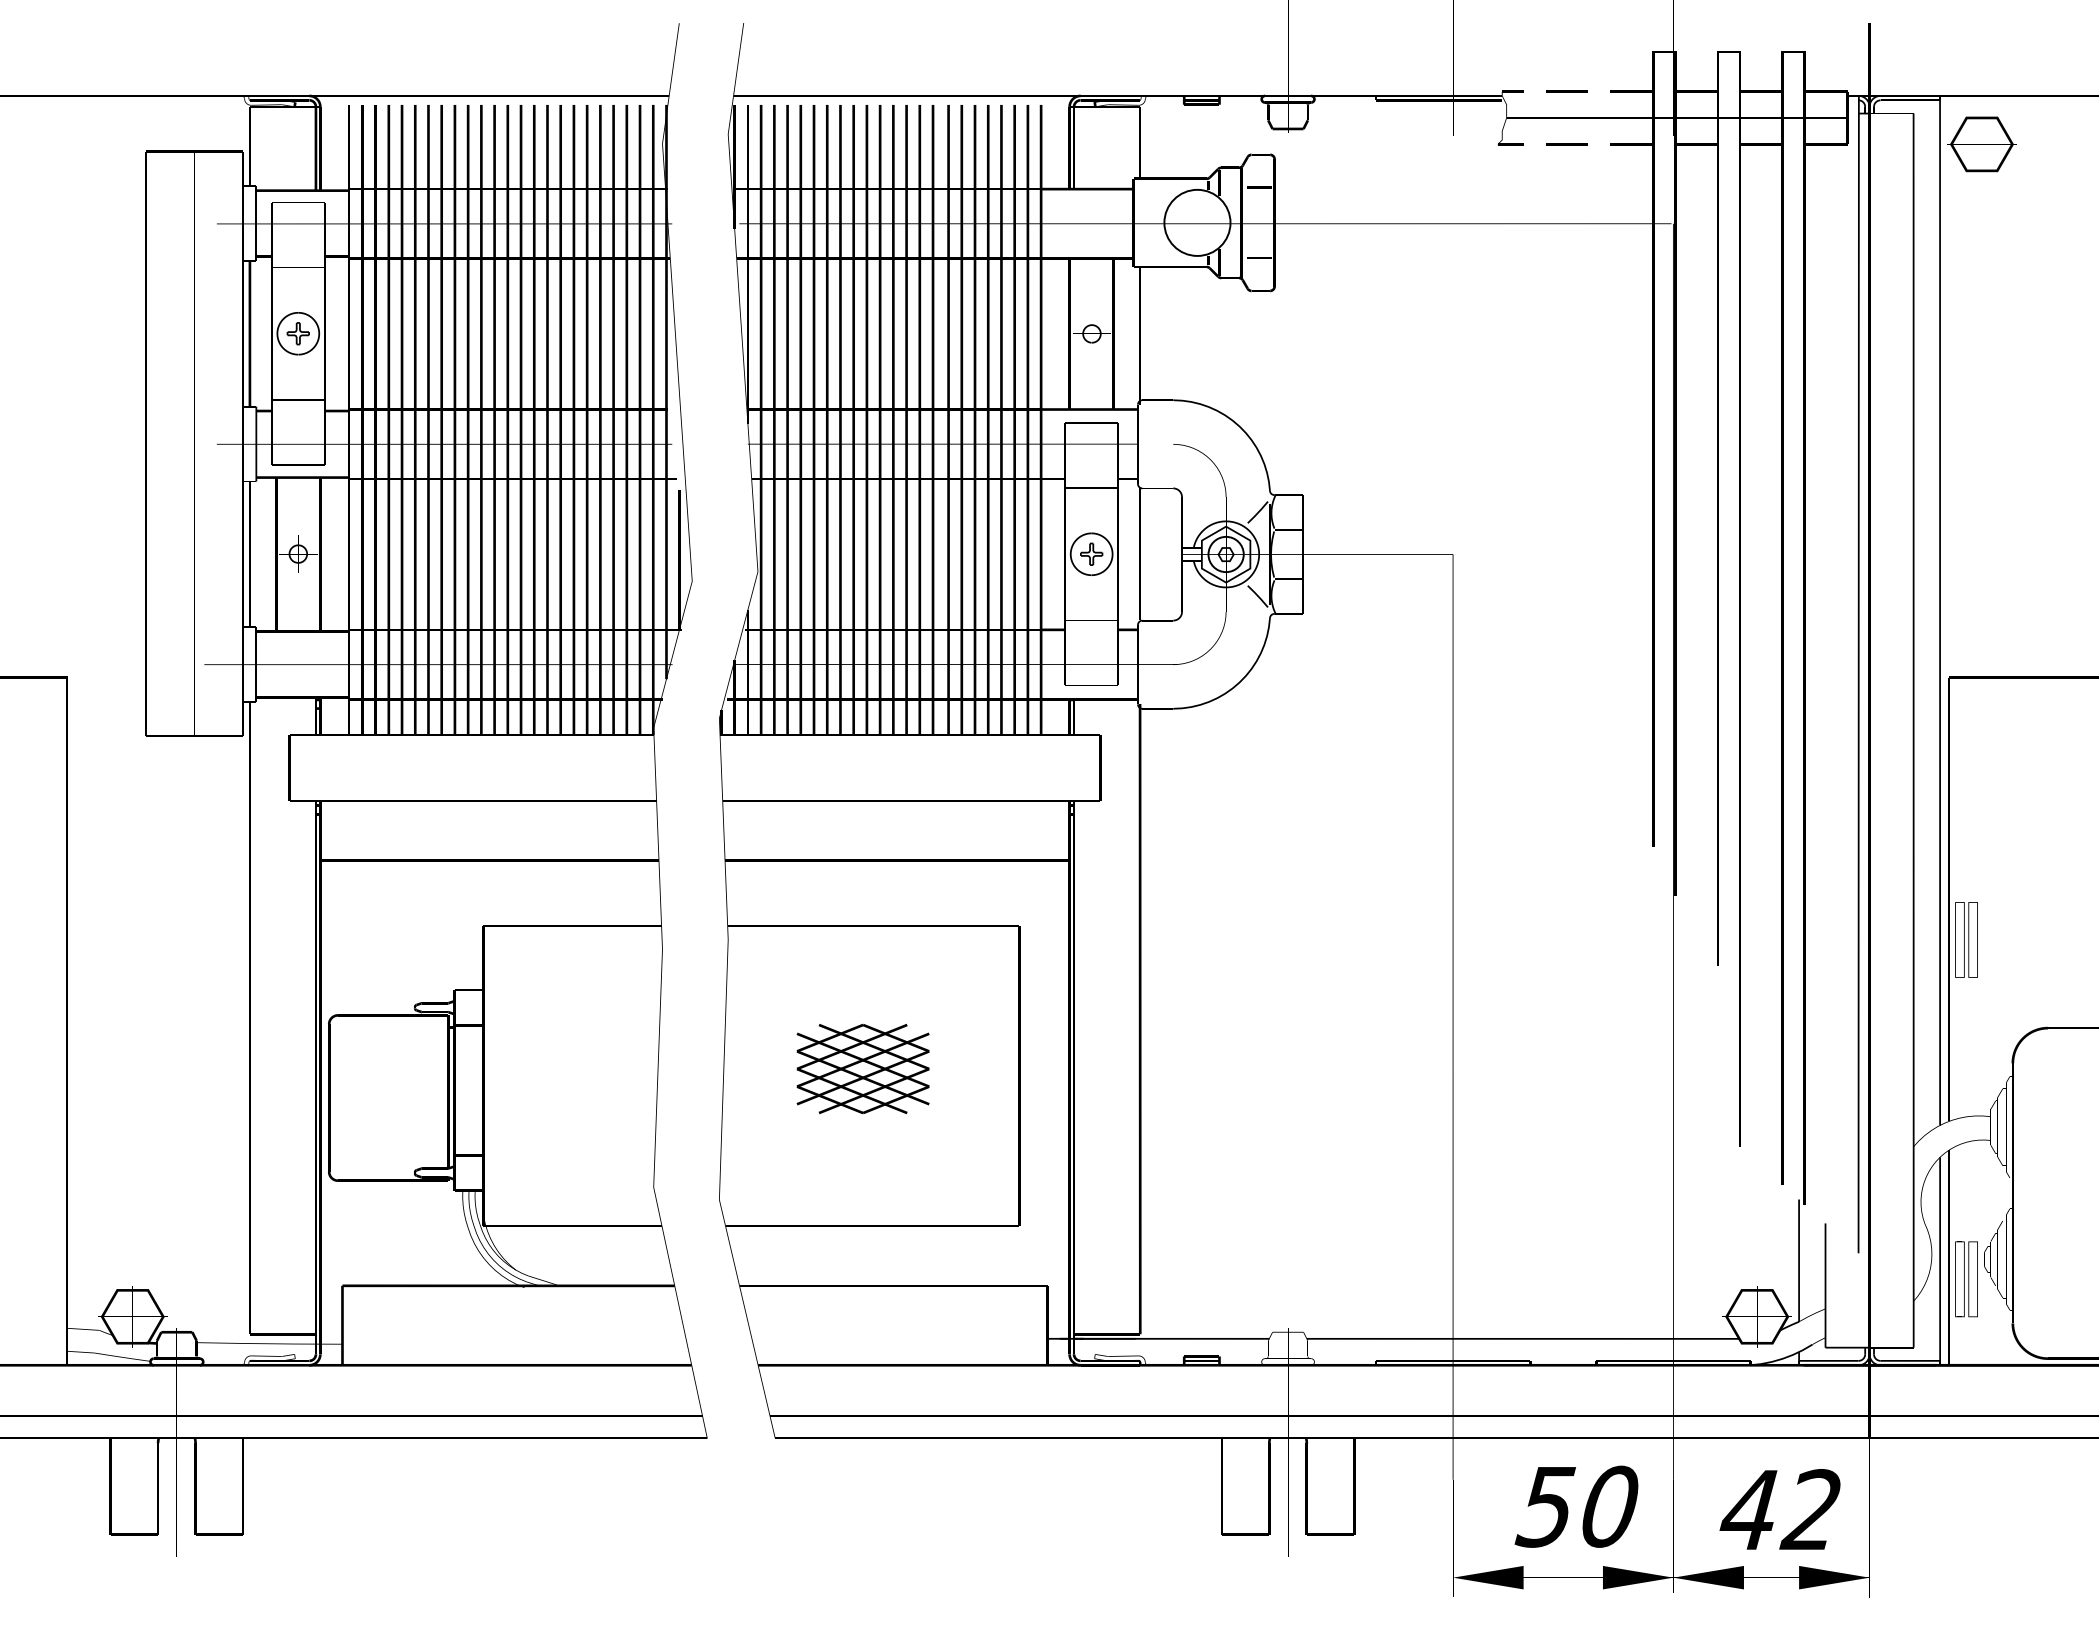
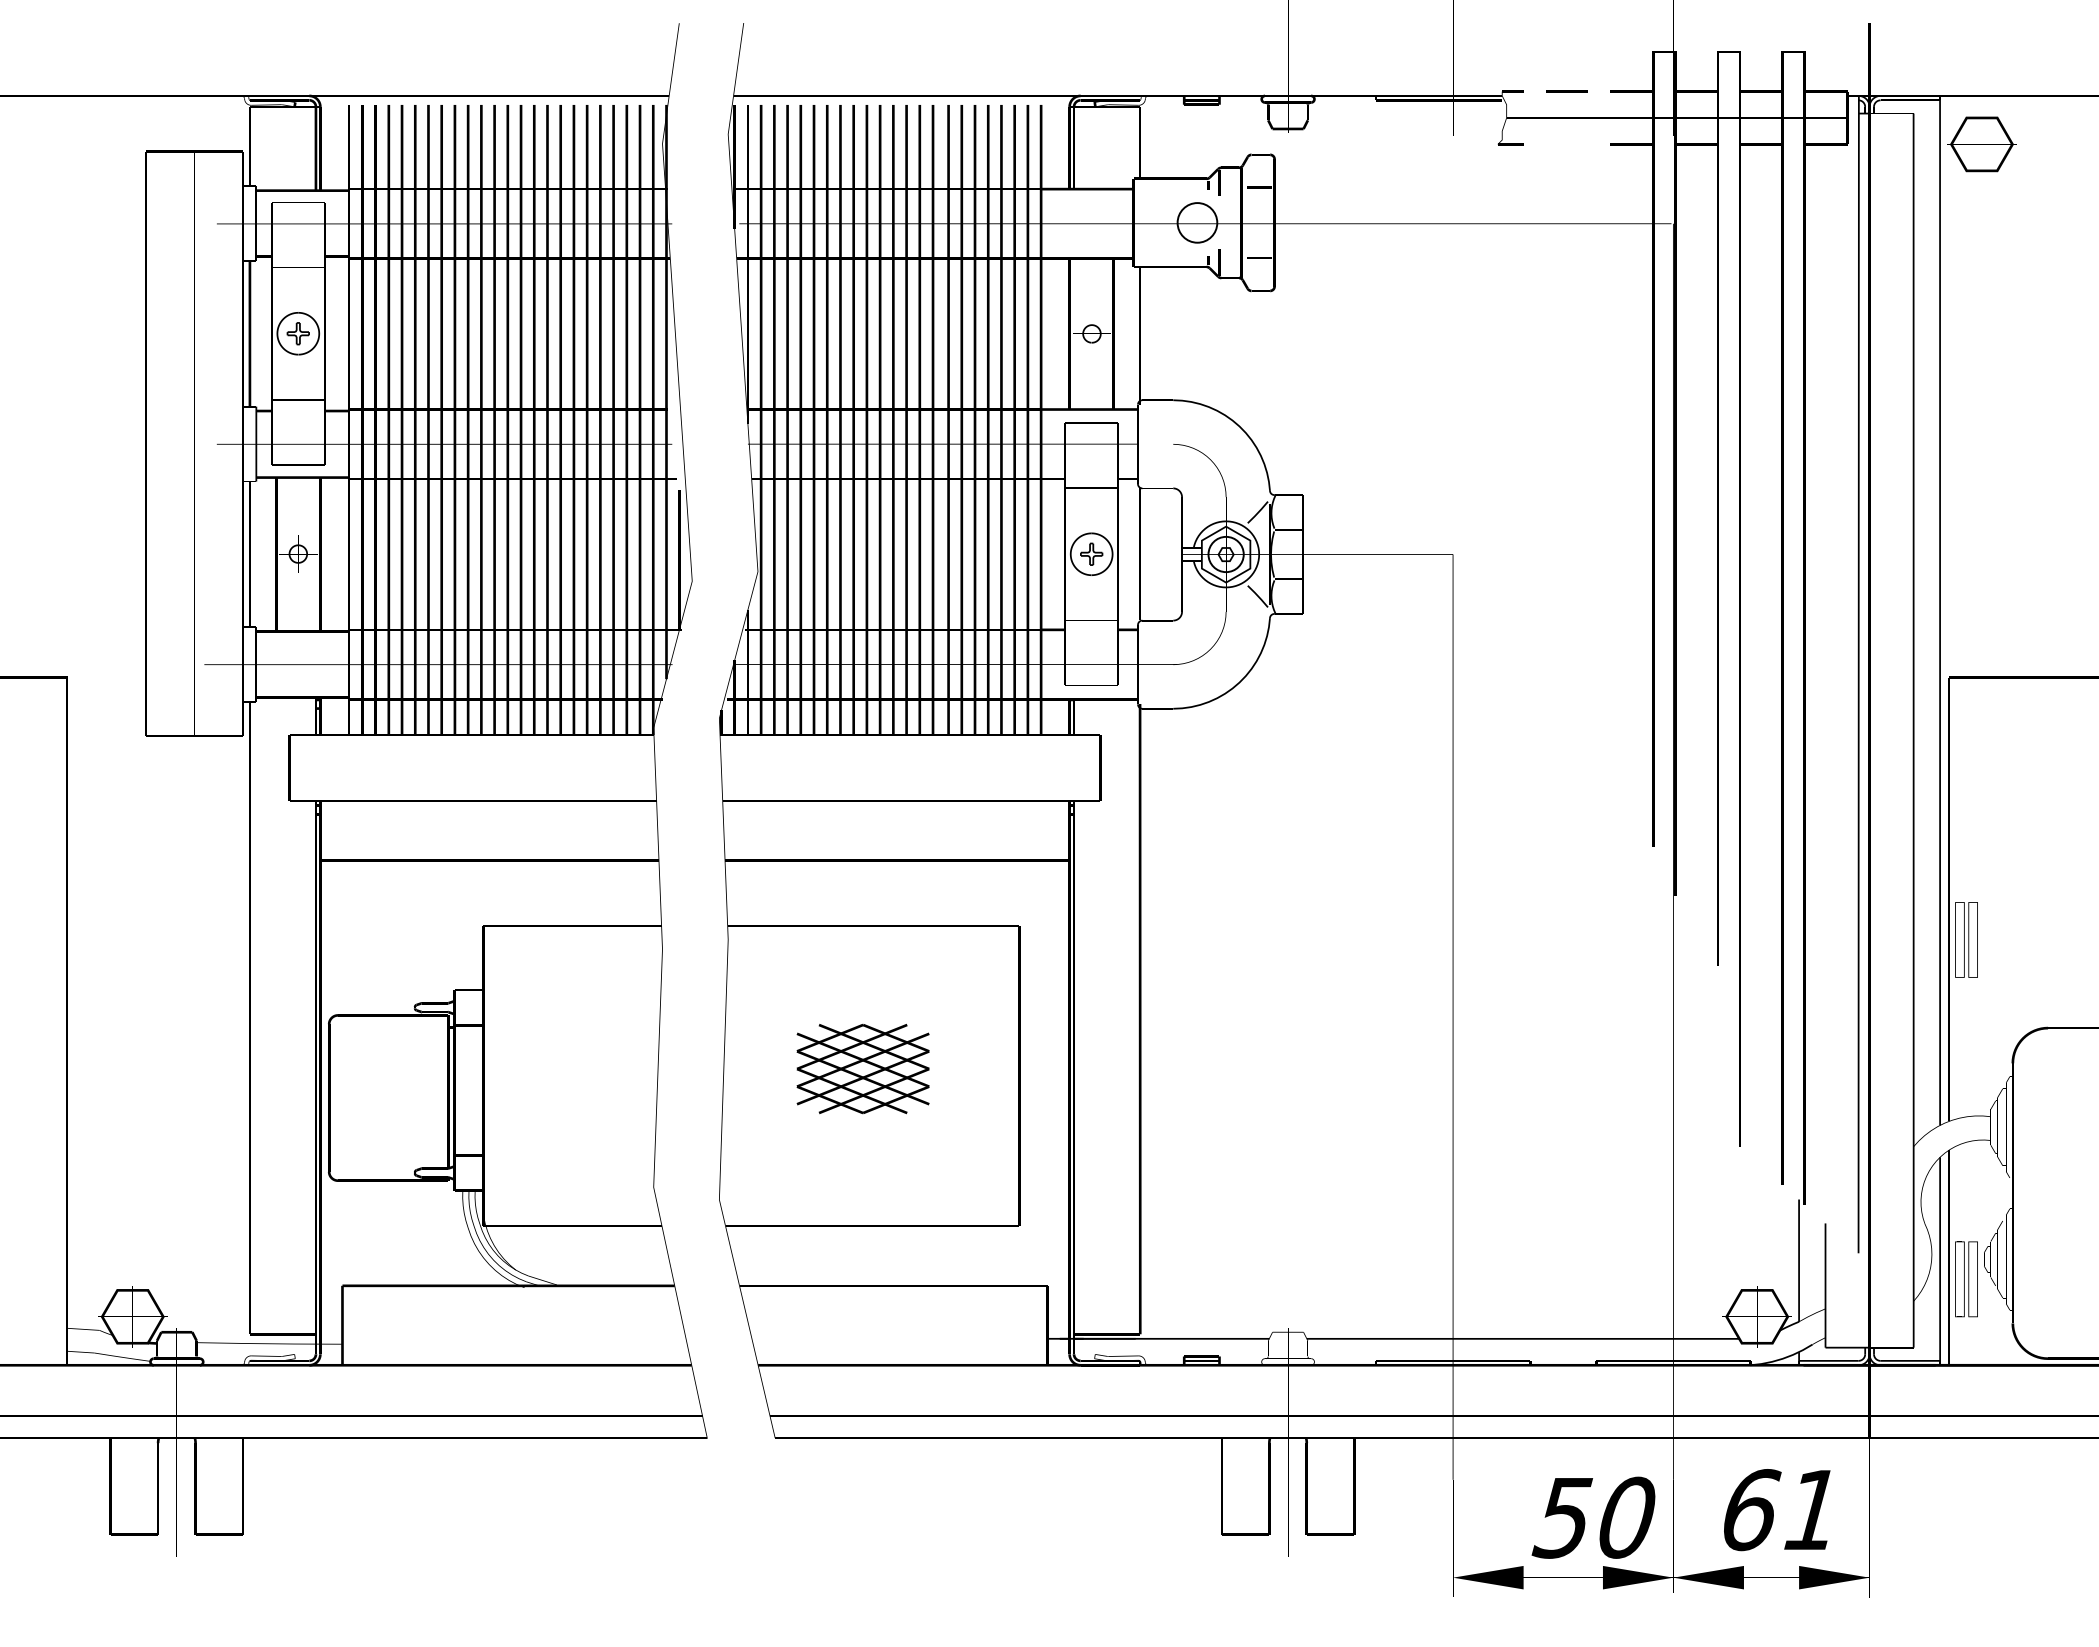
line: present -> none (1566, 144)
circle diameter: 66 px -> 40 px (1197, 222)
text position: (1576, 1506) -> (1593, 1517) (1593, 1517)
text: 42 -> 61 (1779, 1510)
